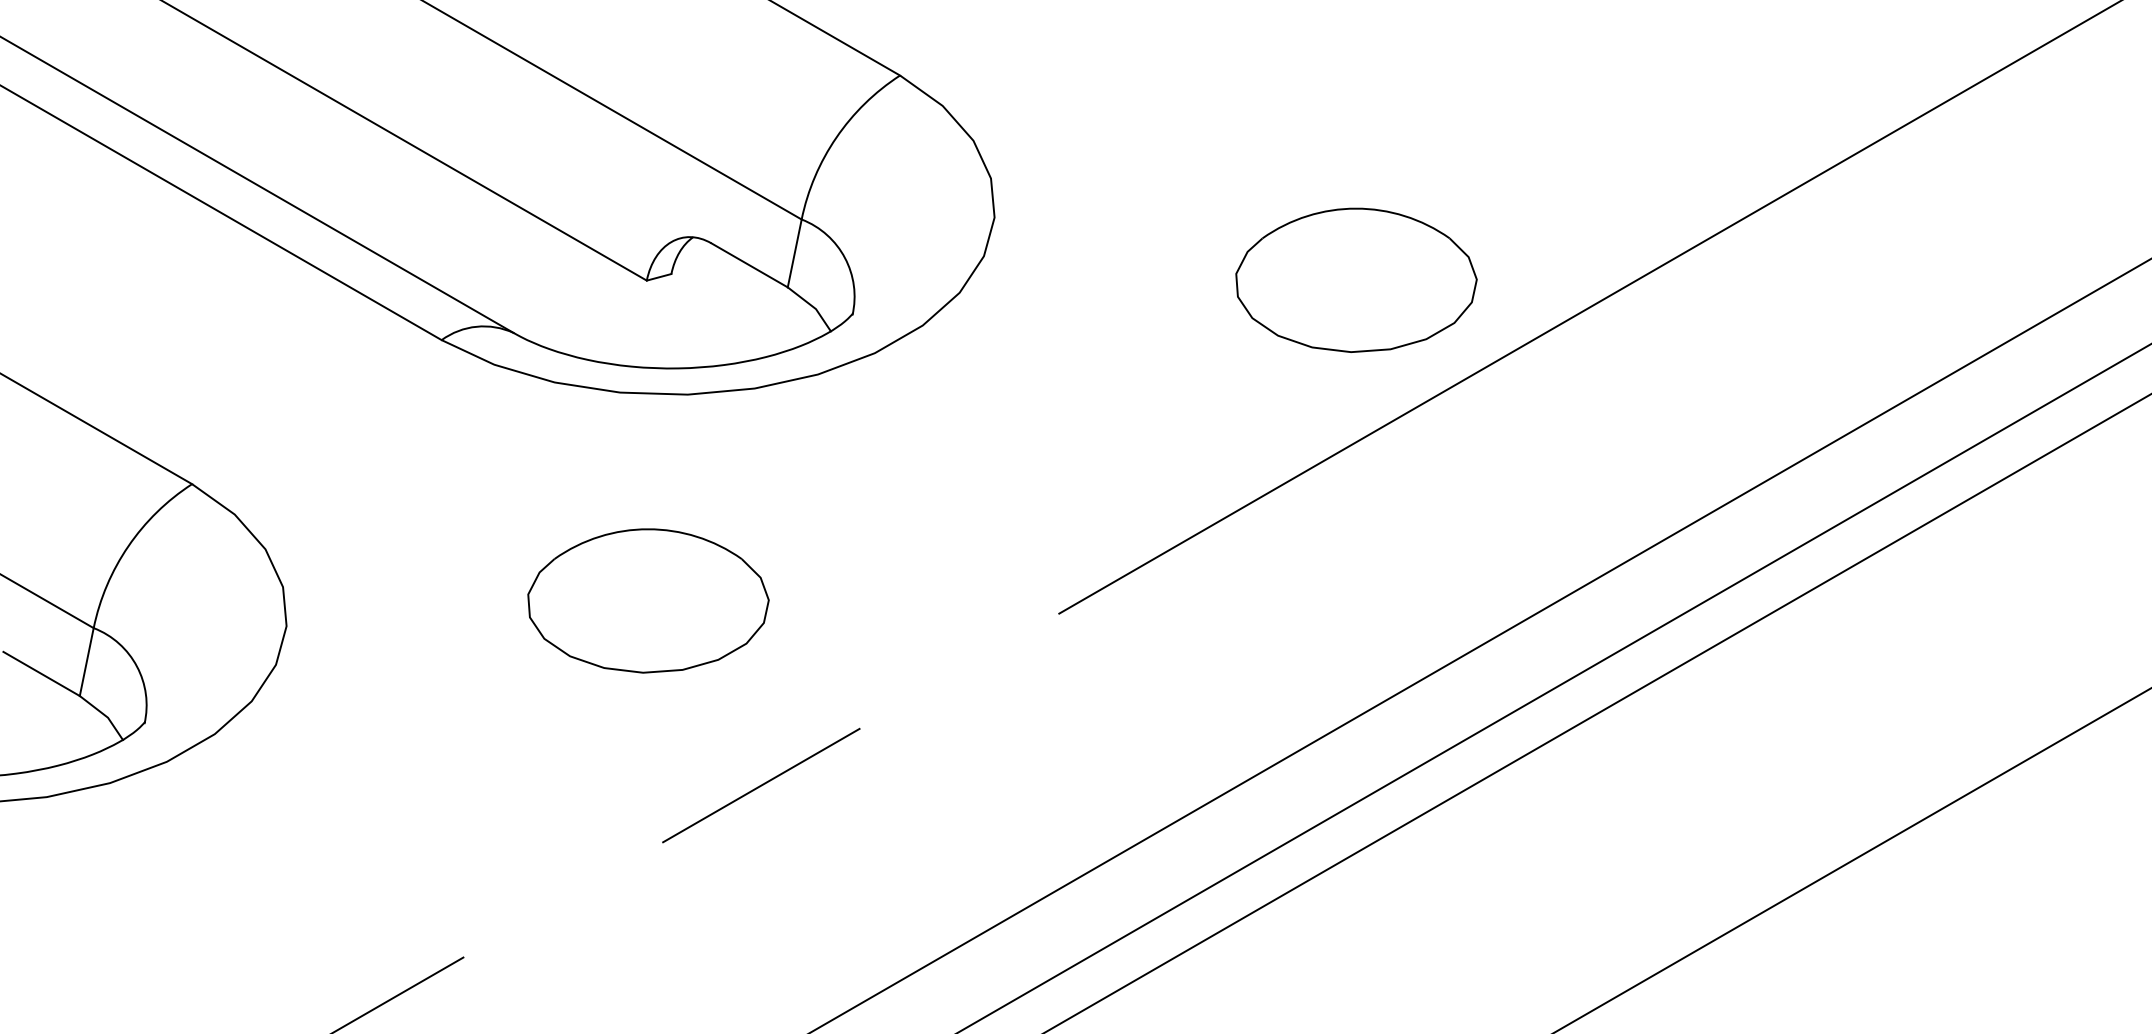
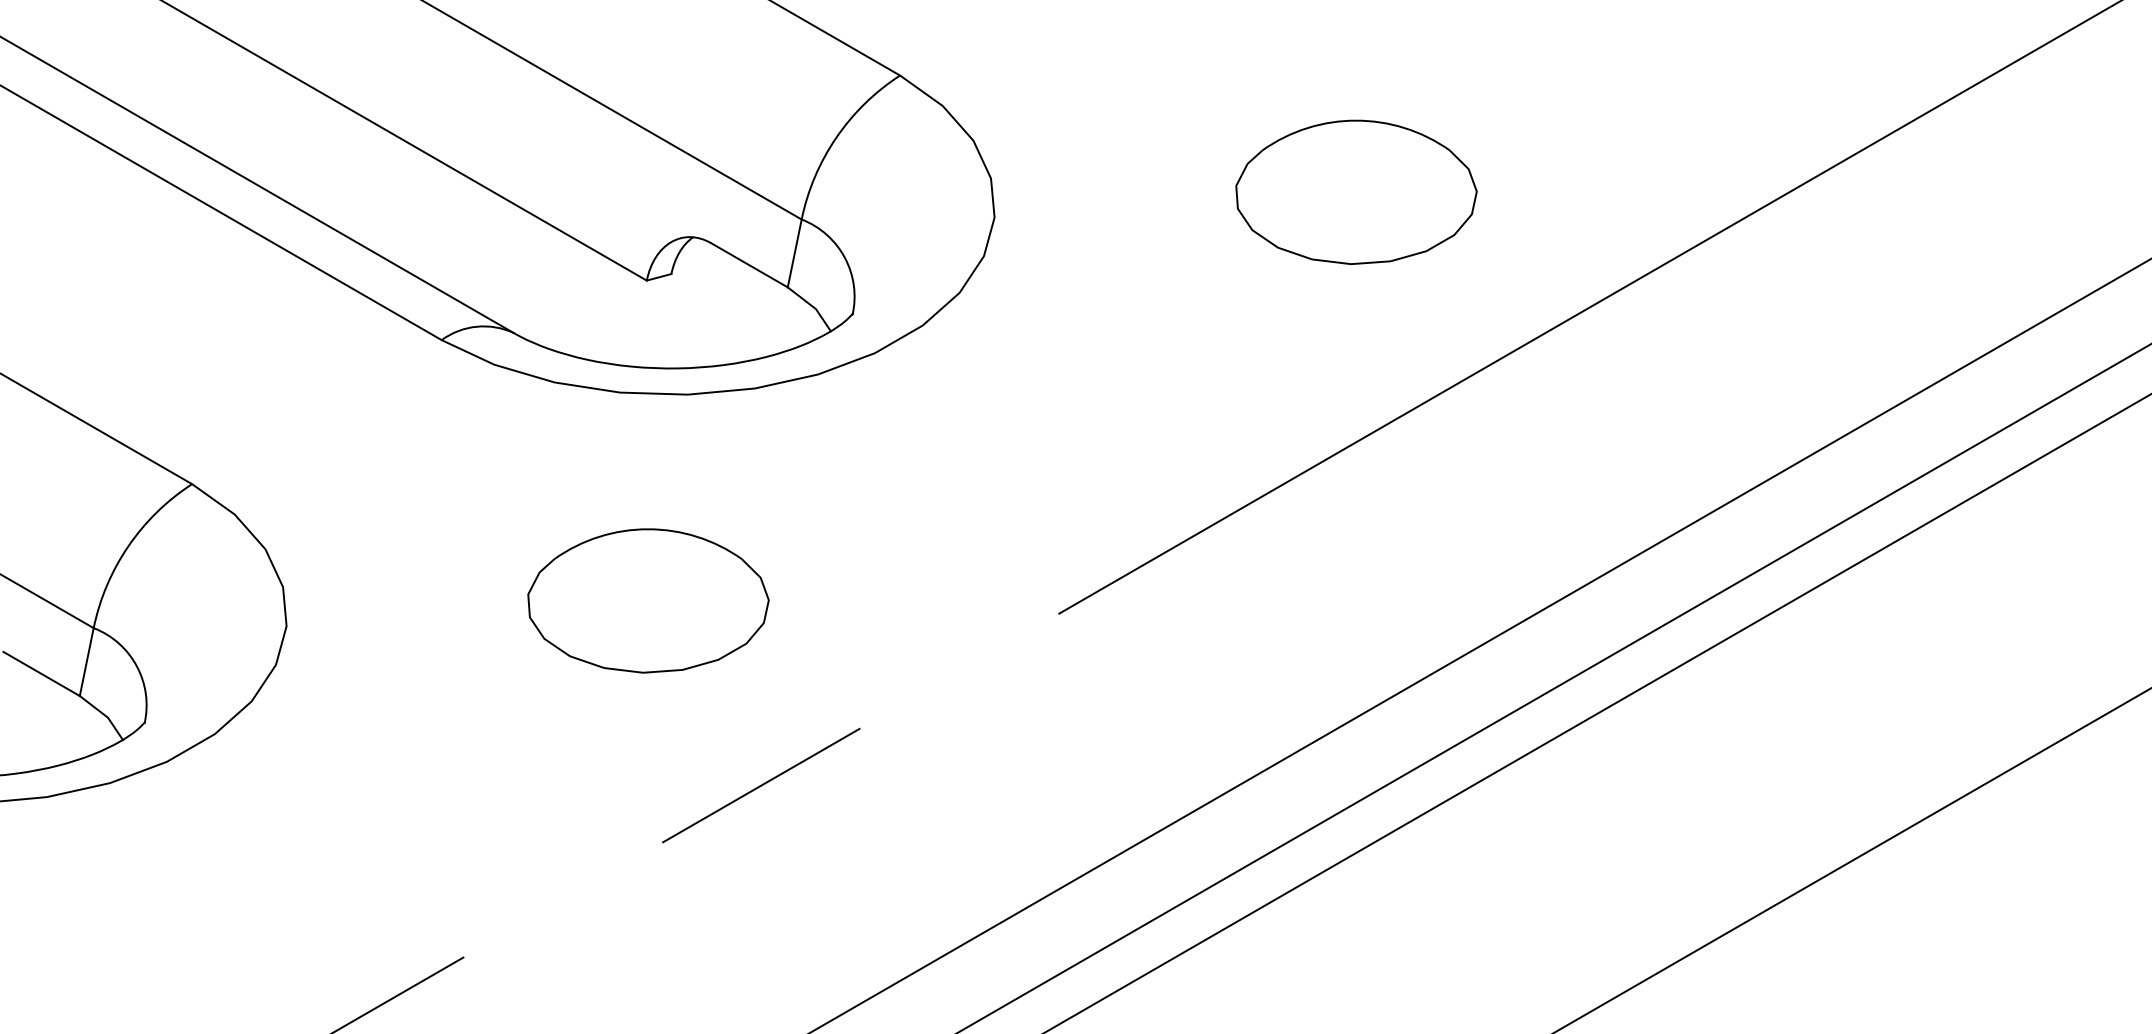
part position: (1356, 279) -> (1356, 191) (1356, 191)
